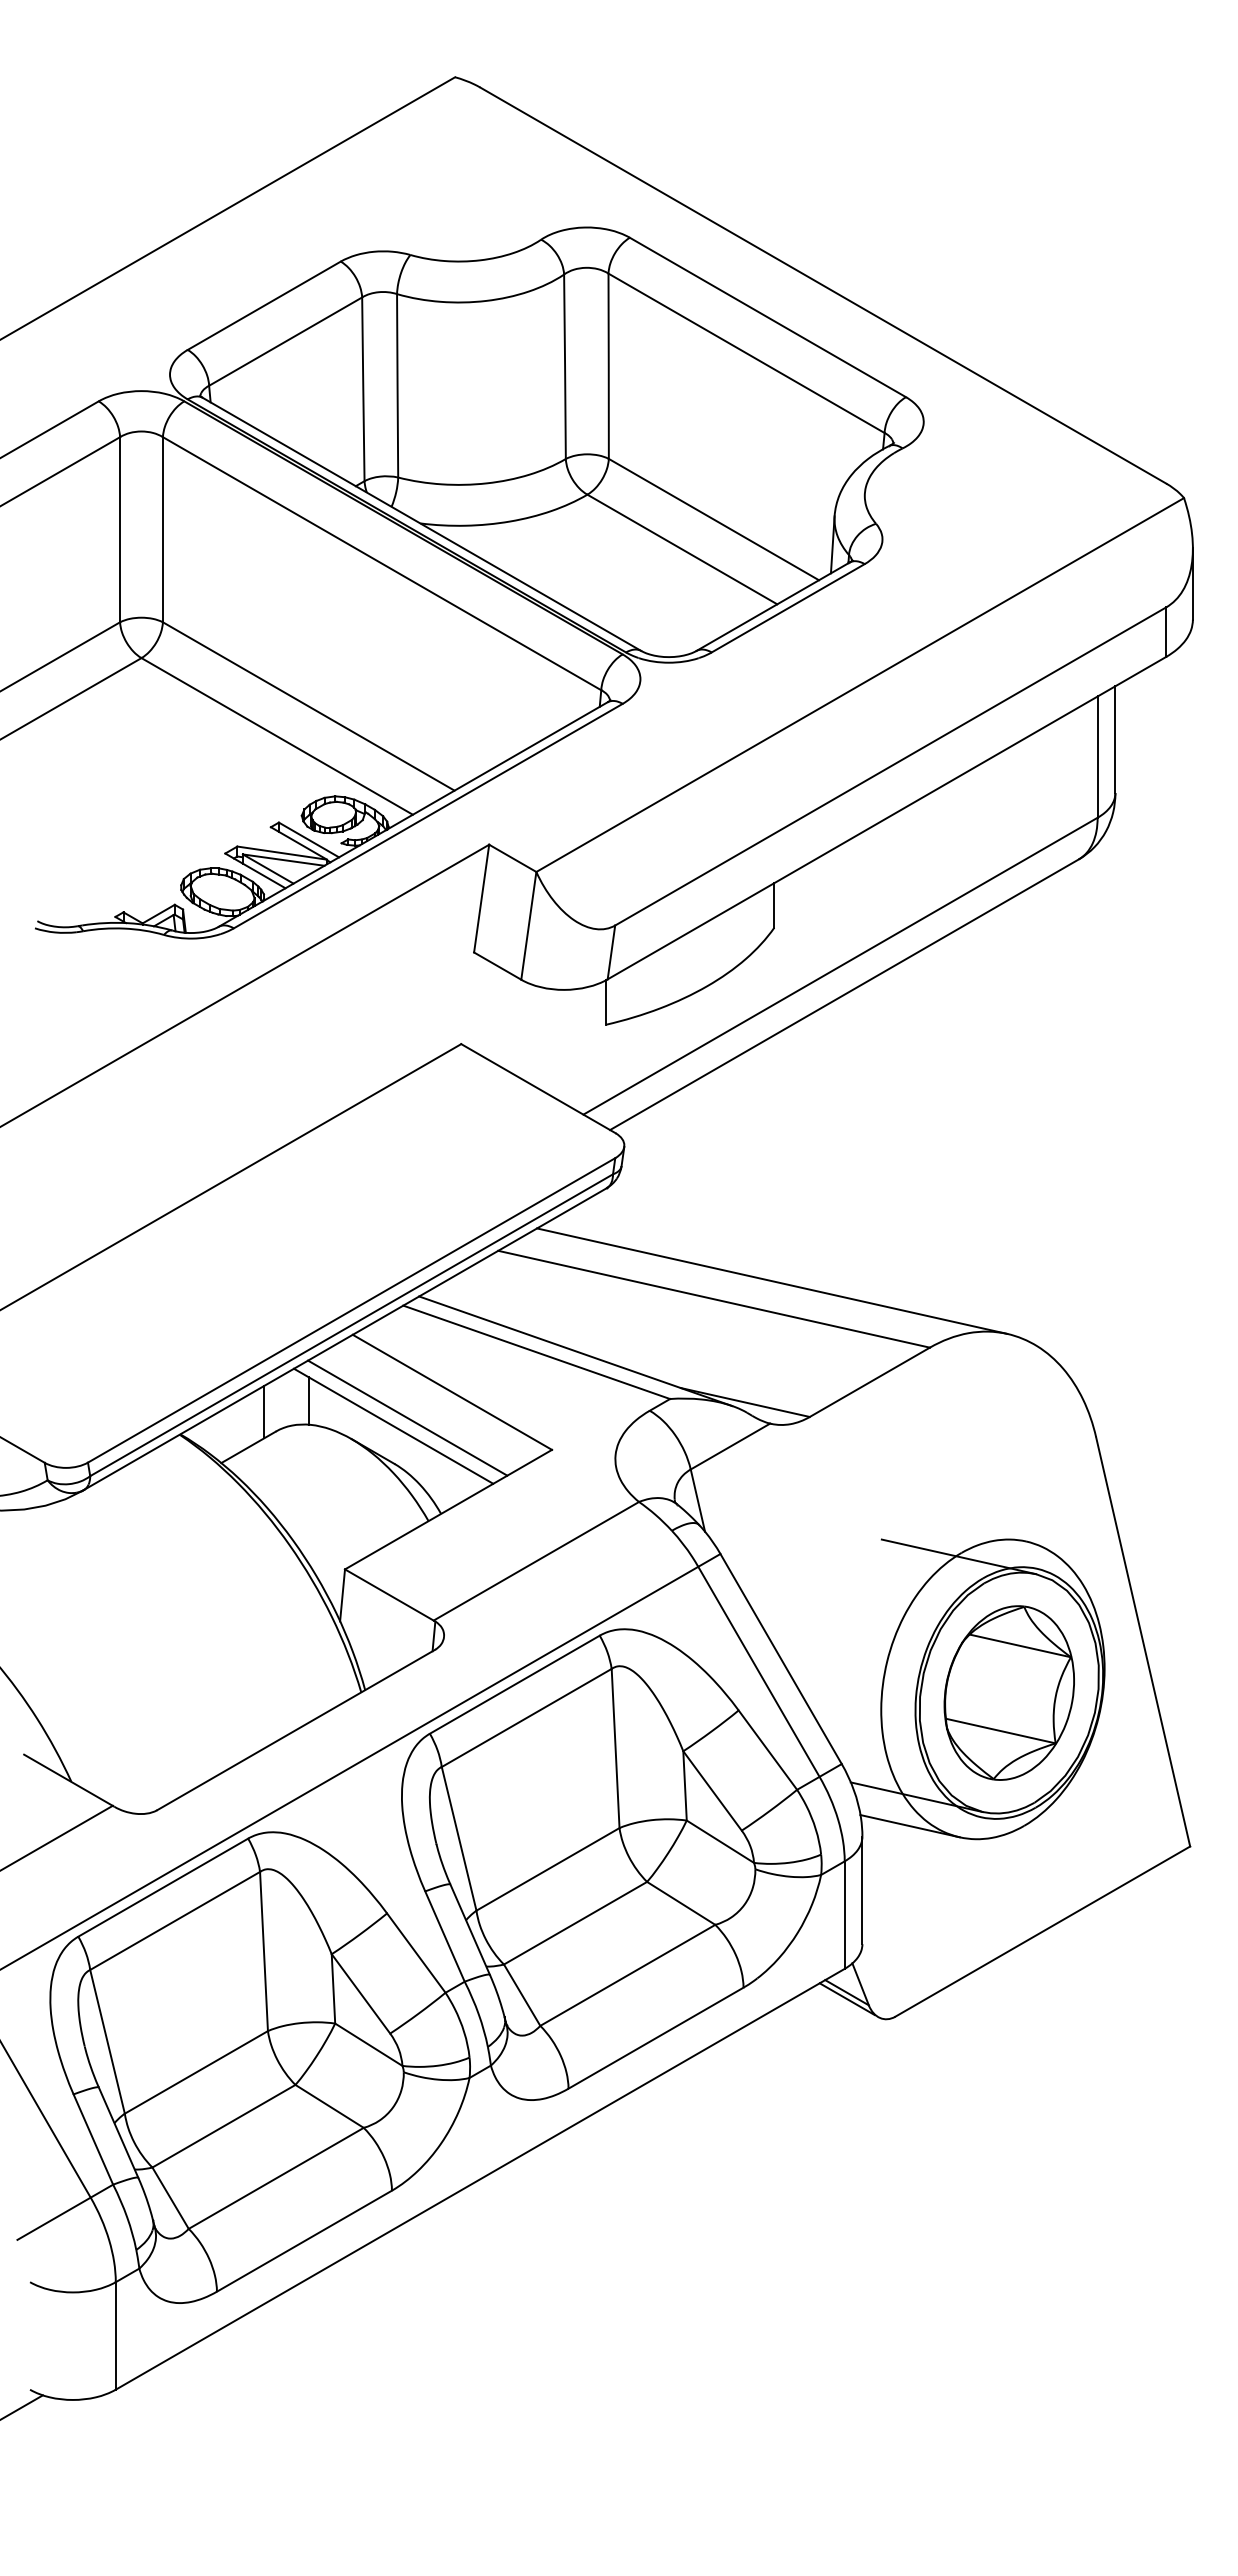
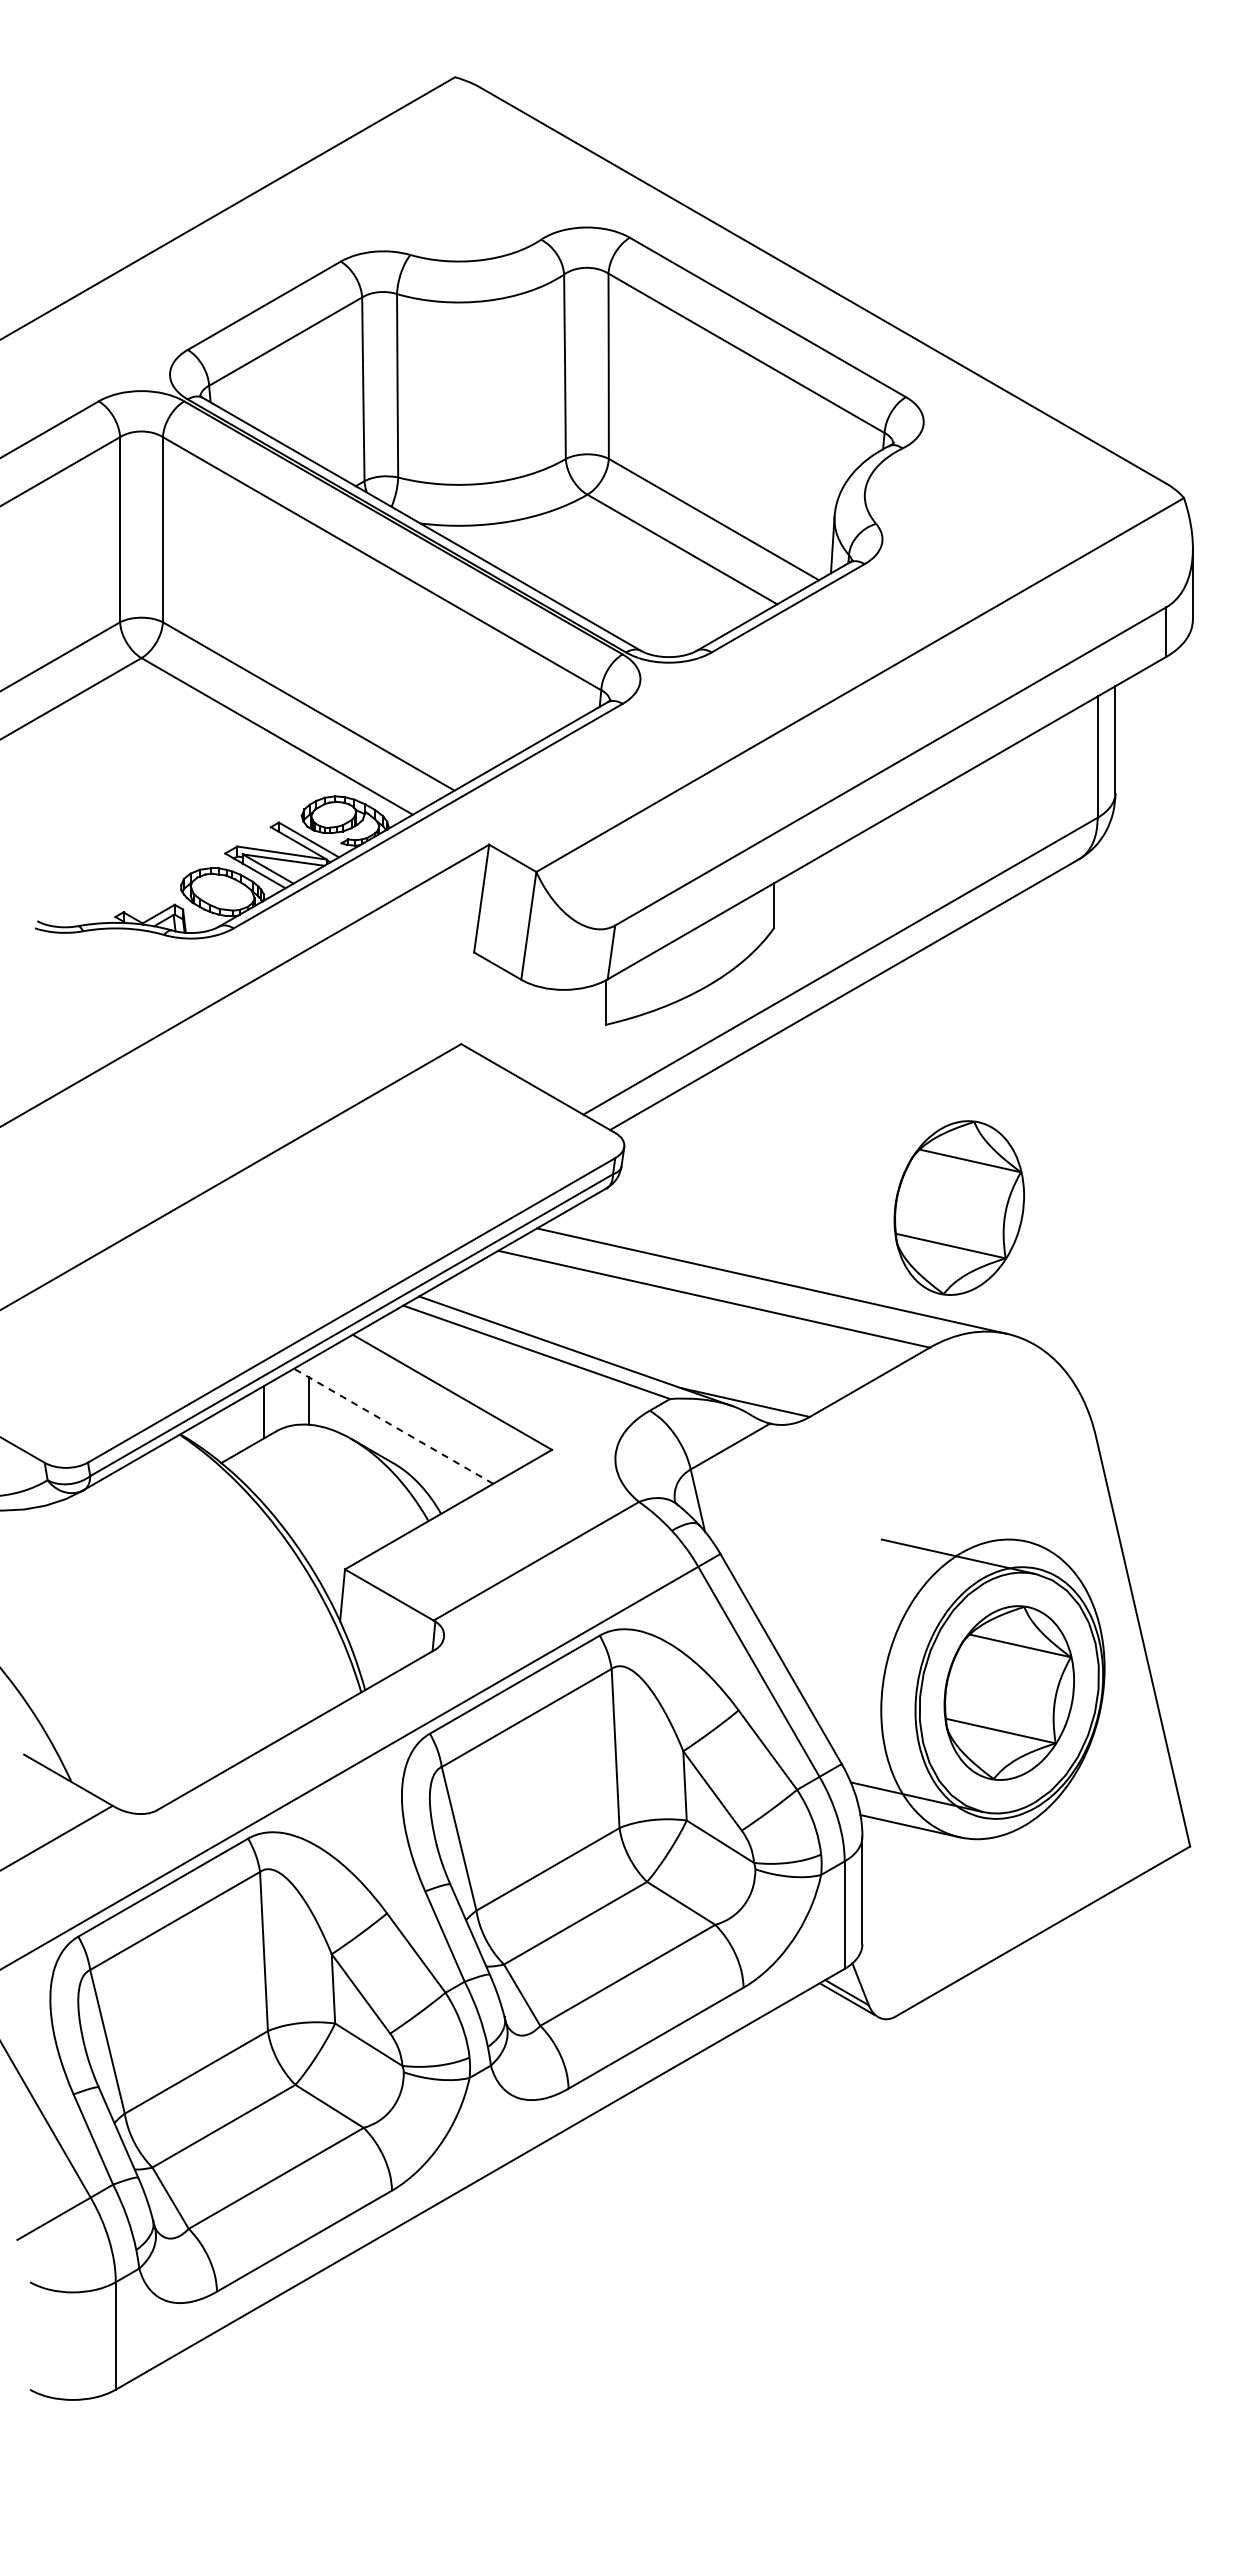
part: none -> present (958, 1207)
line: present -> none (407, 1417)
line: solid -> dashed (393, 1426)
line: present -> none (22, 2406)
